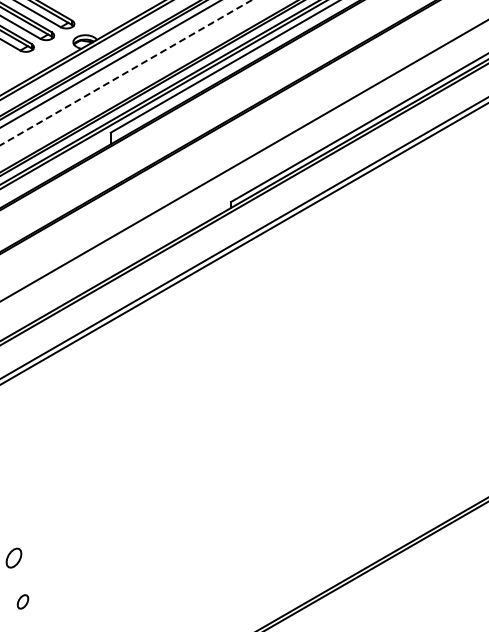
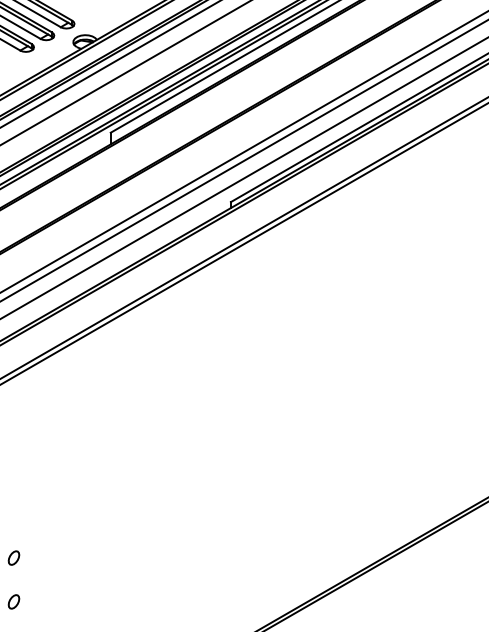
line: dashed -> solid (126, 72)
line: none -> present (243, 151)
line: none -> present (243, 178)
part size: 18x22 px -> 14x16 px (13, 557)
part position: (22, 601) -> (13, 601) (13, 601)
